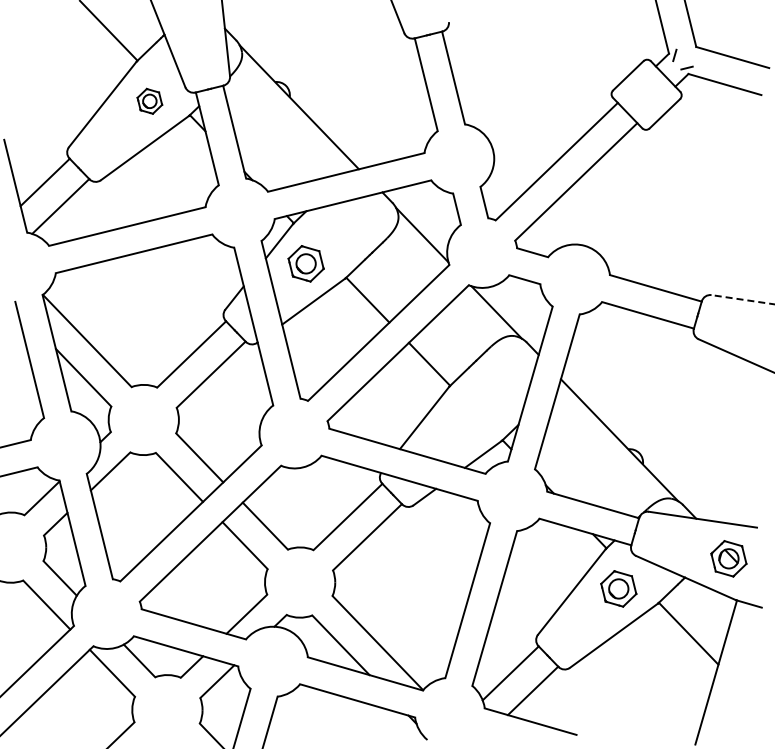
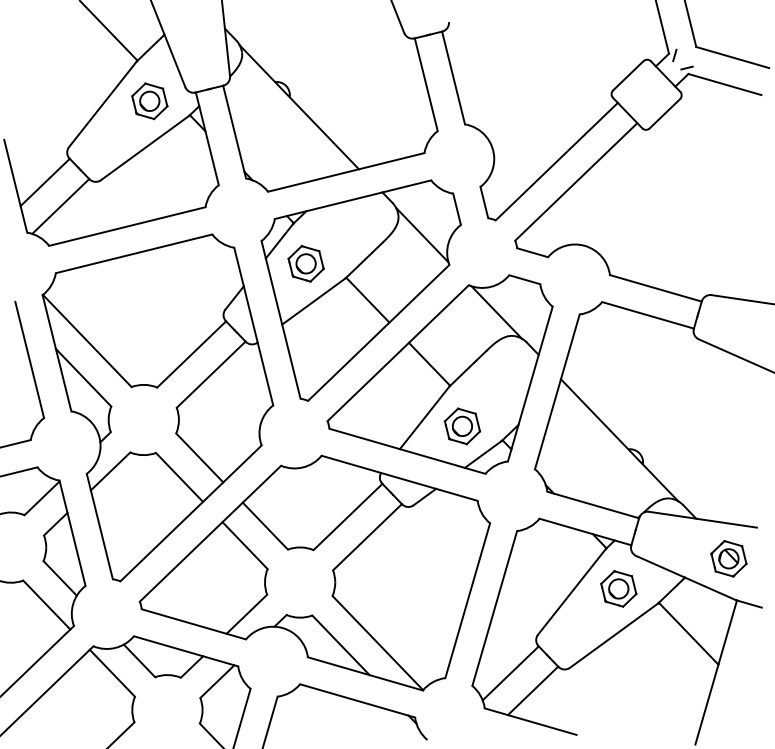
part size: 28x28 px -> 38x39 px (149, 101)
line: dashed -> solid (742, 299)
part: none -> present (462, 426)
